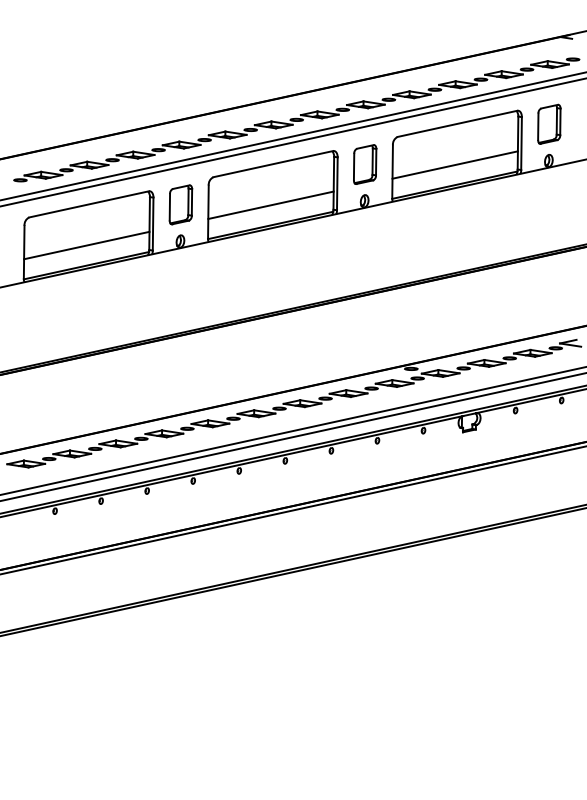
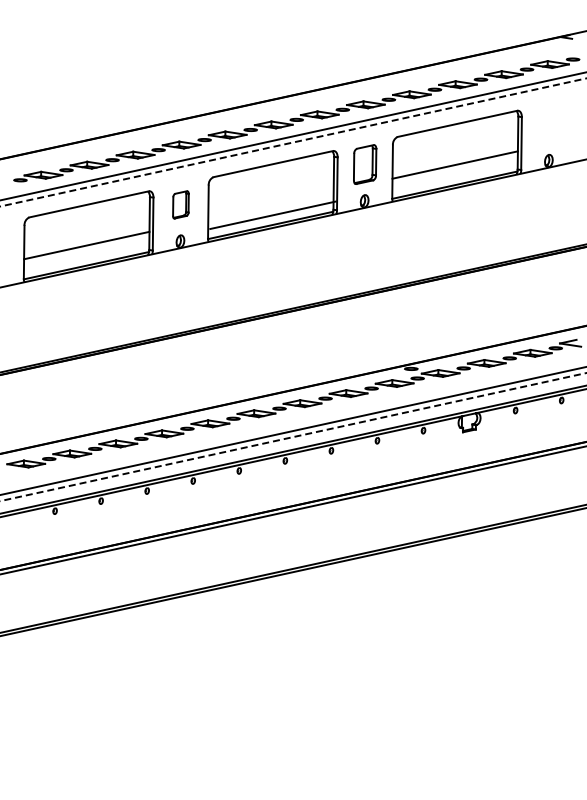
part: present -> none (549, 123)
line: solid -> dashed (293, 142)
part size: 26x42 px -> 18x30 px (180, 204)
line position: (270, 205) -> (272, 215) (272, 215)
line: solid -> dashed (293, 437)
